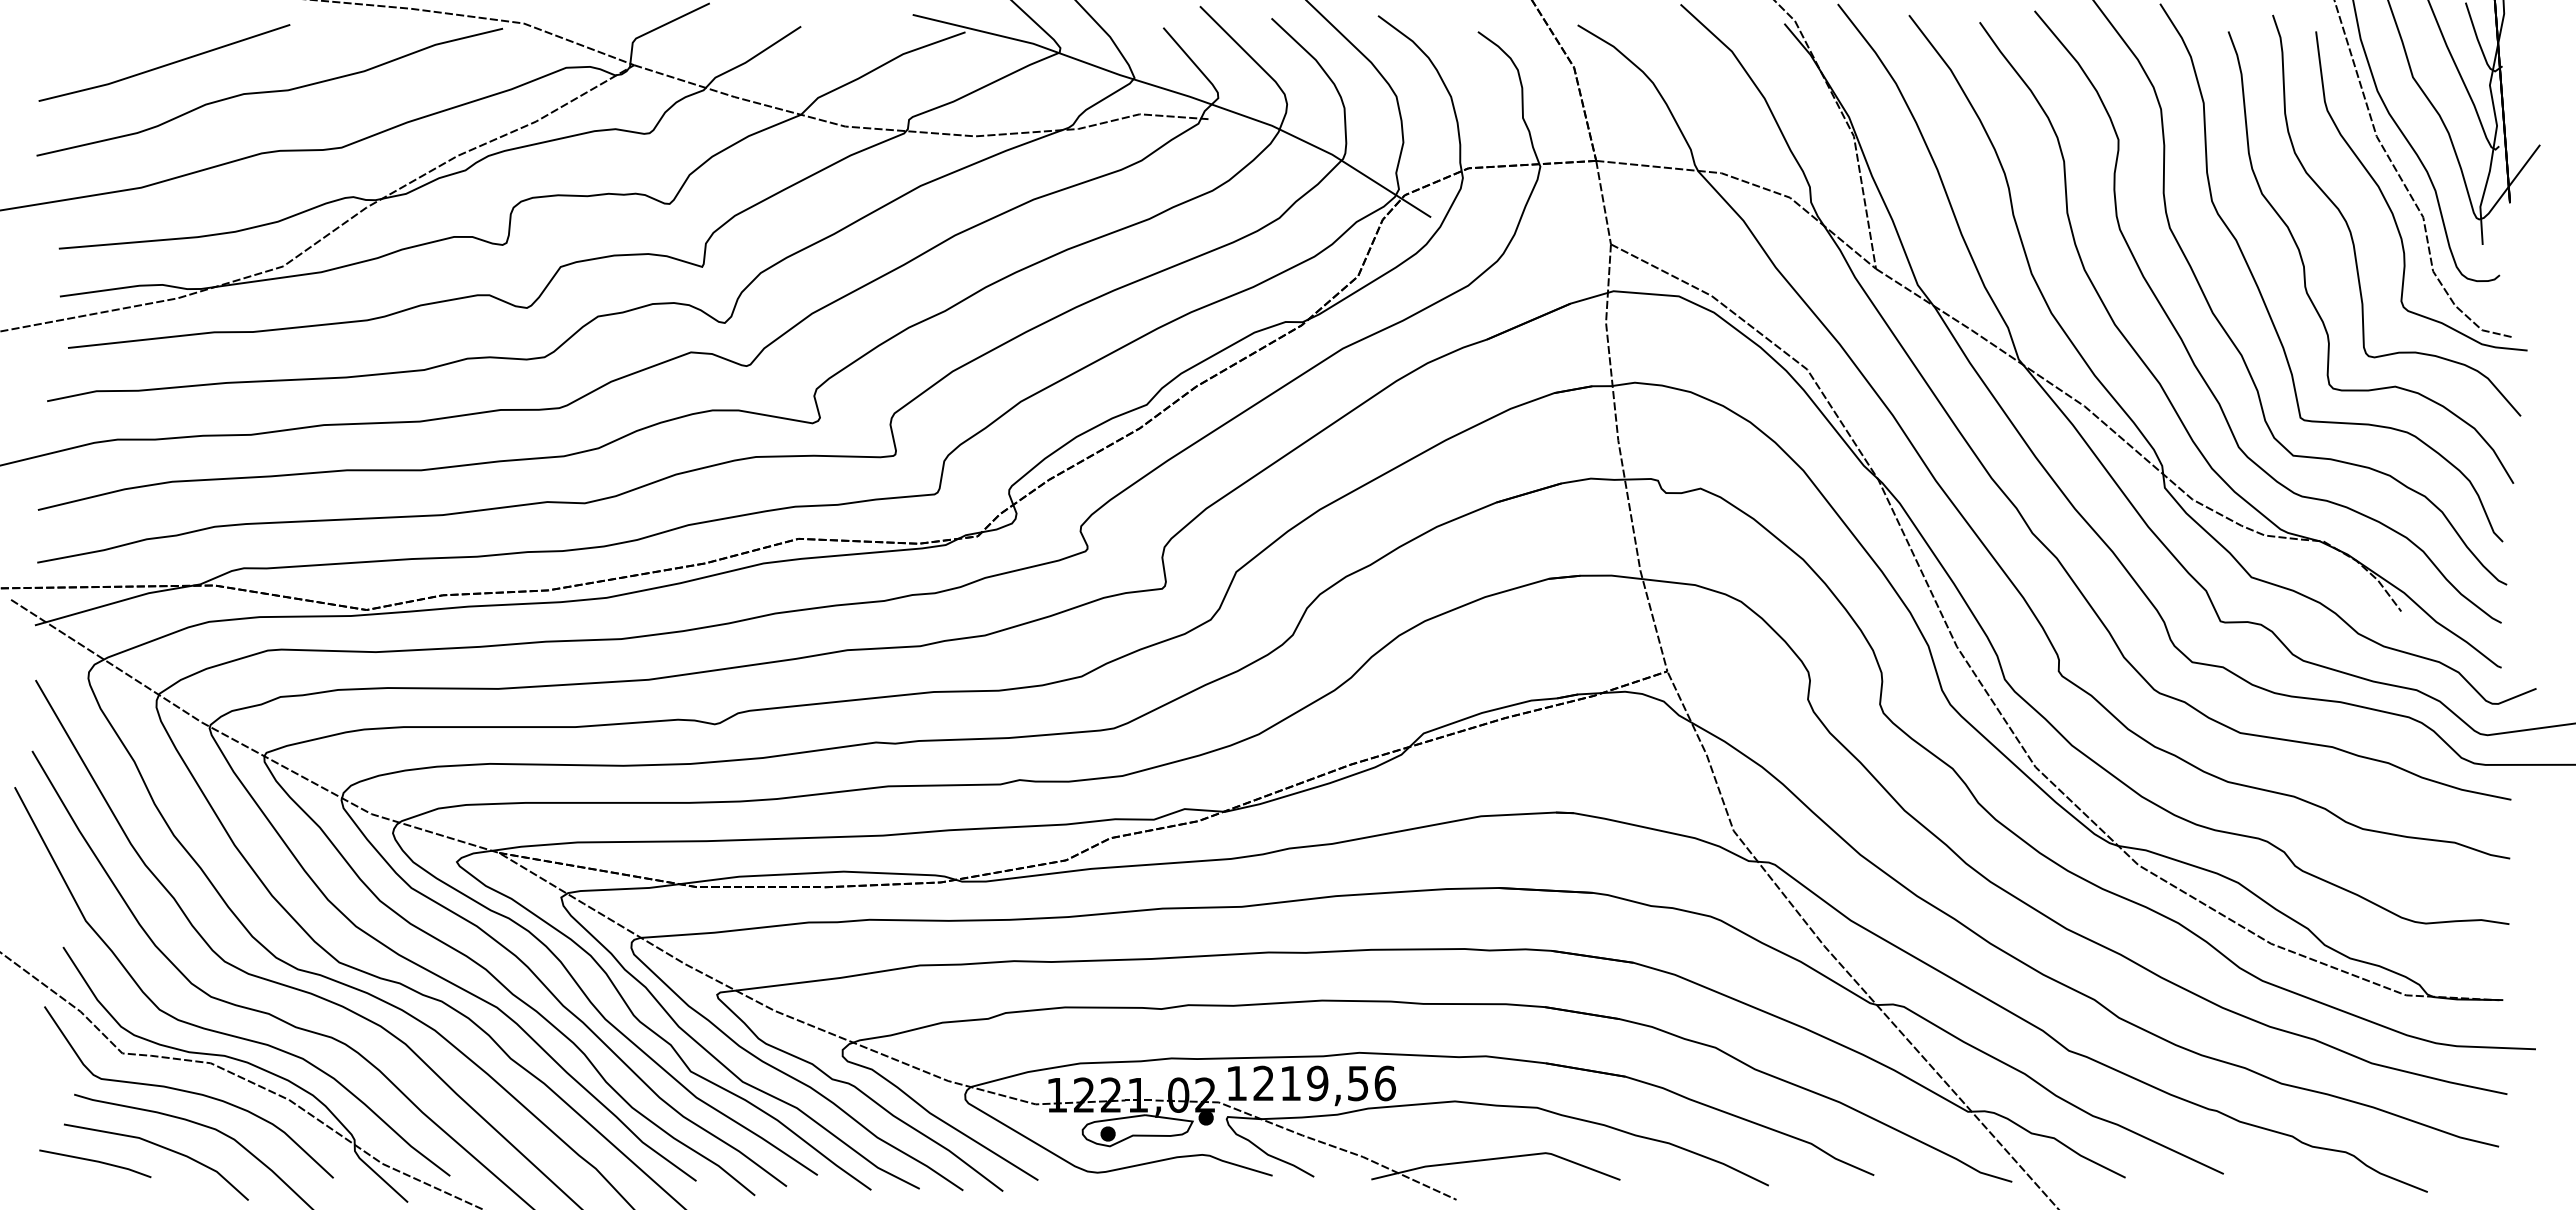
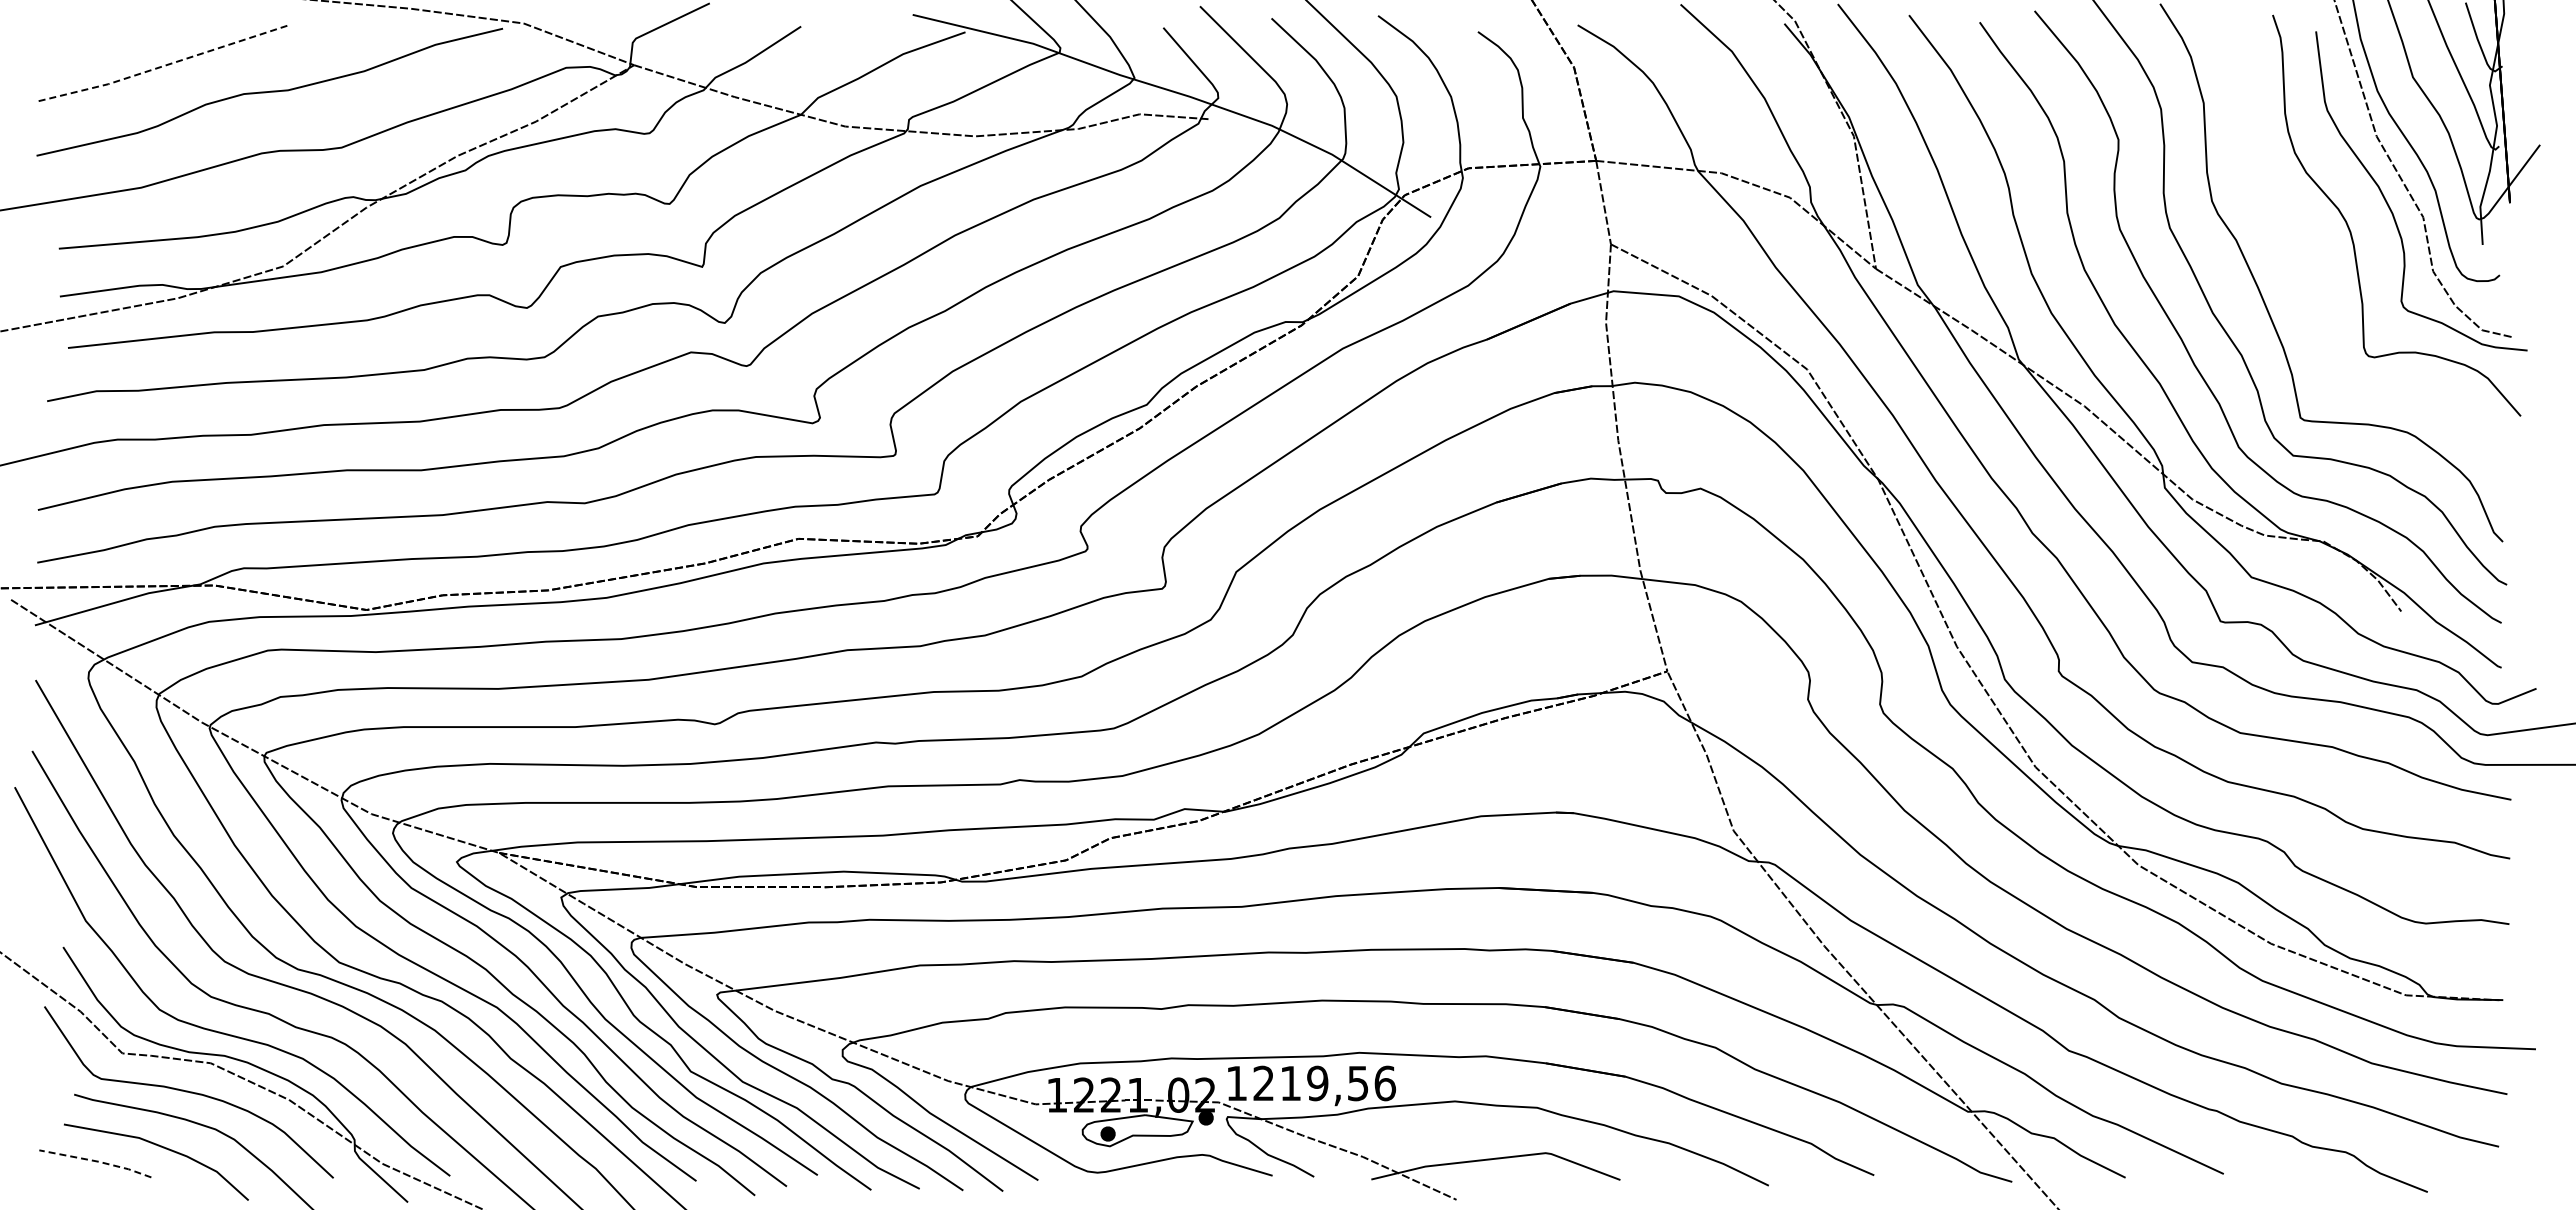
line: solid -> dashed (165, 65)
curve: present -> none (2305, 269)
line: solid -> dashed (96, 1161)
